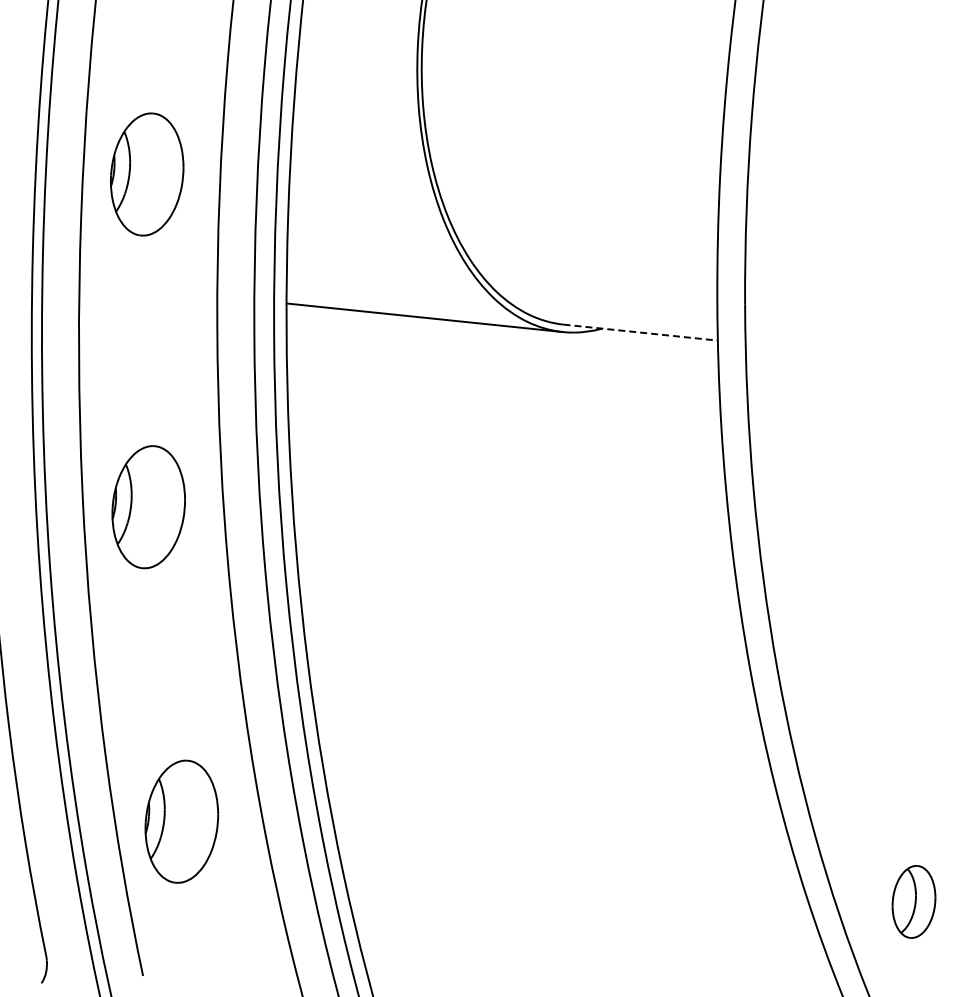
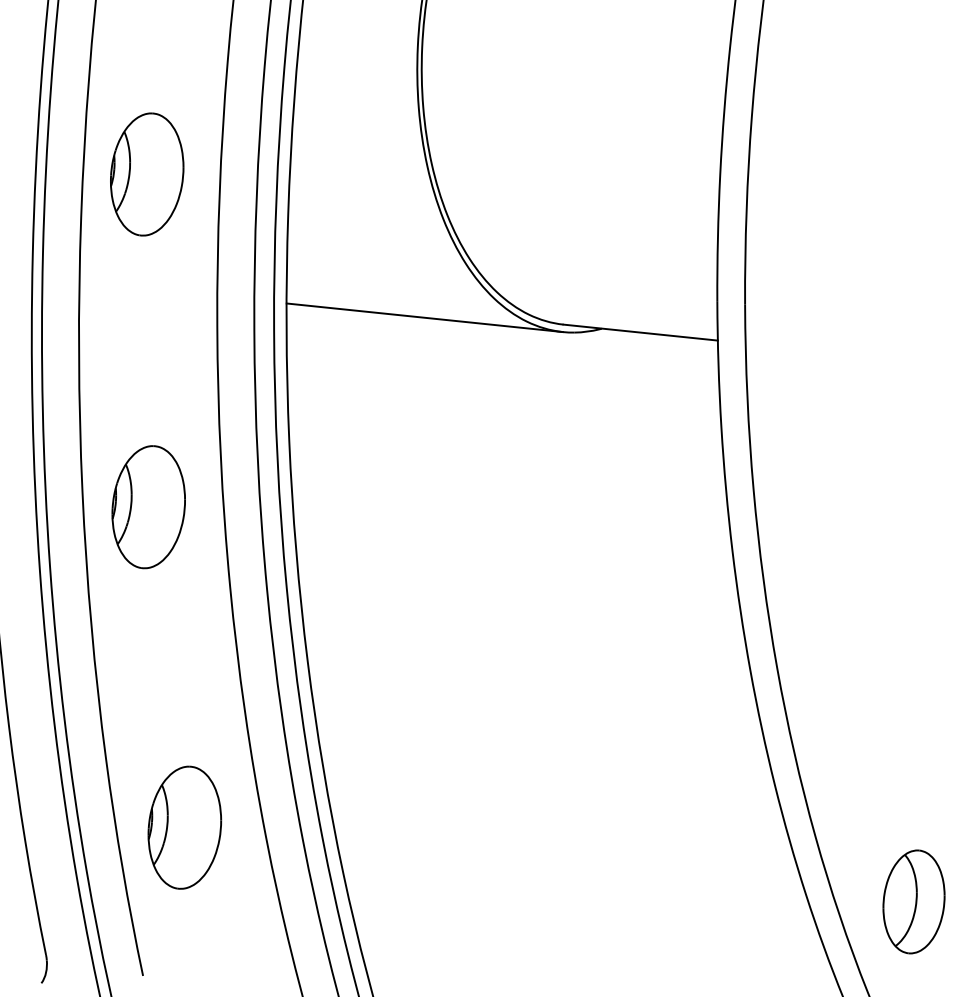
line: dashed -> solid (640, 332)
part position: (181, 821) -> (184, 827) (184, 827)
part size: 46x74 px -> 64x106 px (913, 901)
